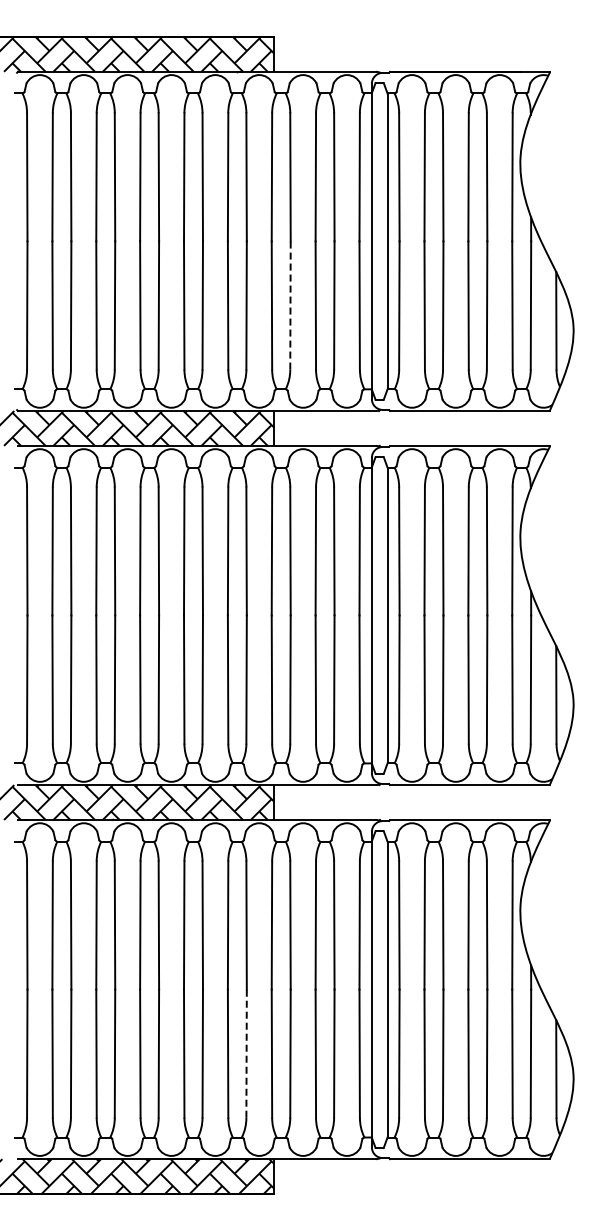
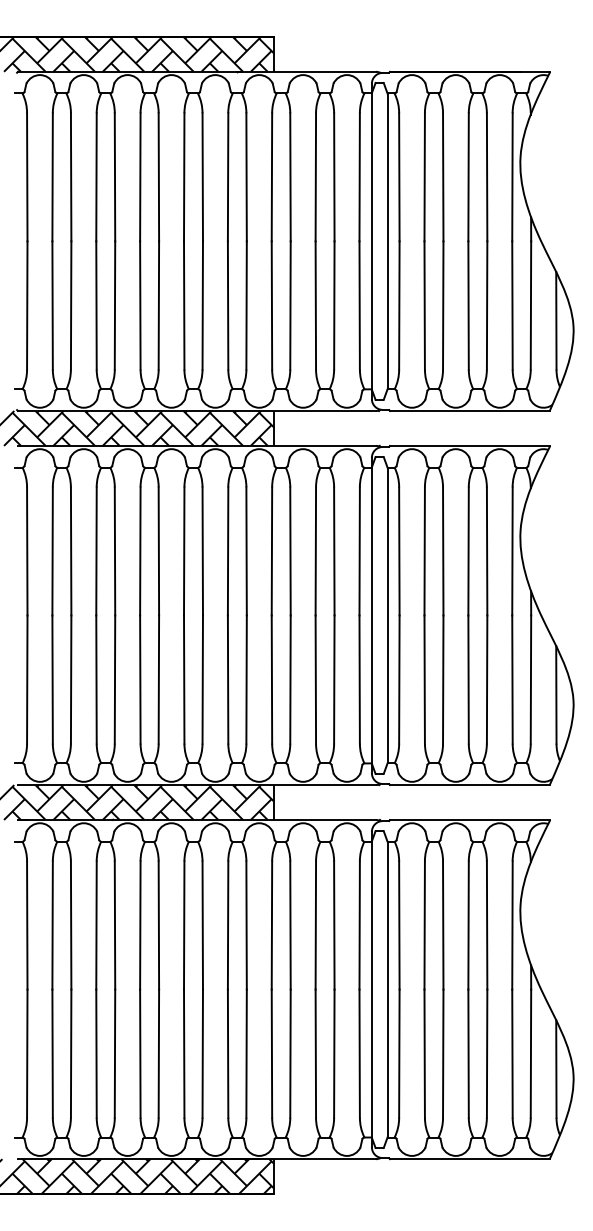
line: dashed -> solid (290, 304)
line: dashed -> solid (246, 1053)
